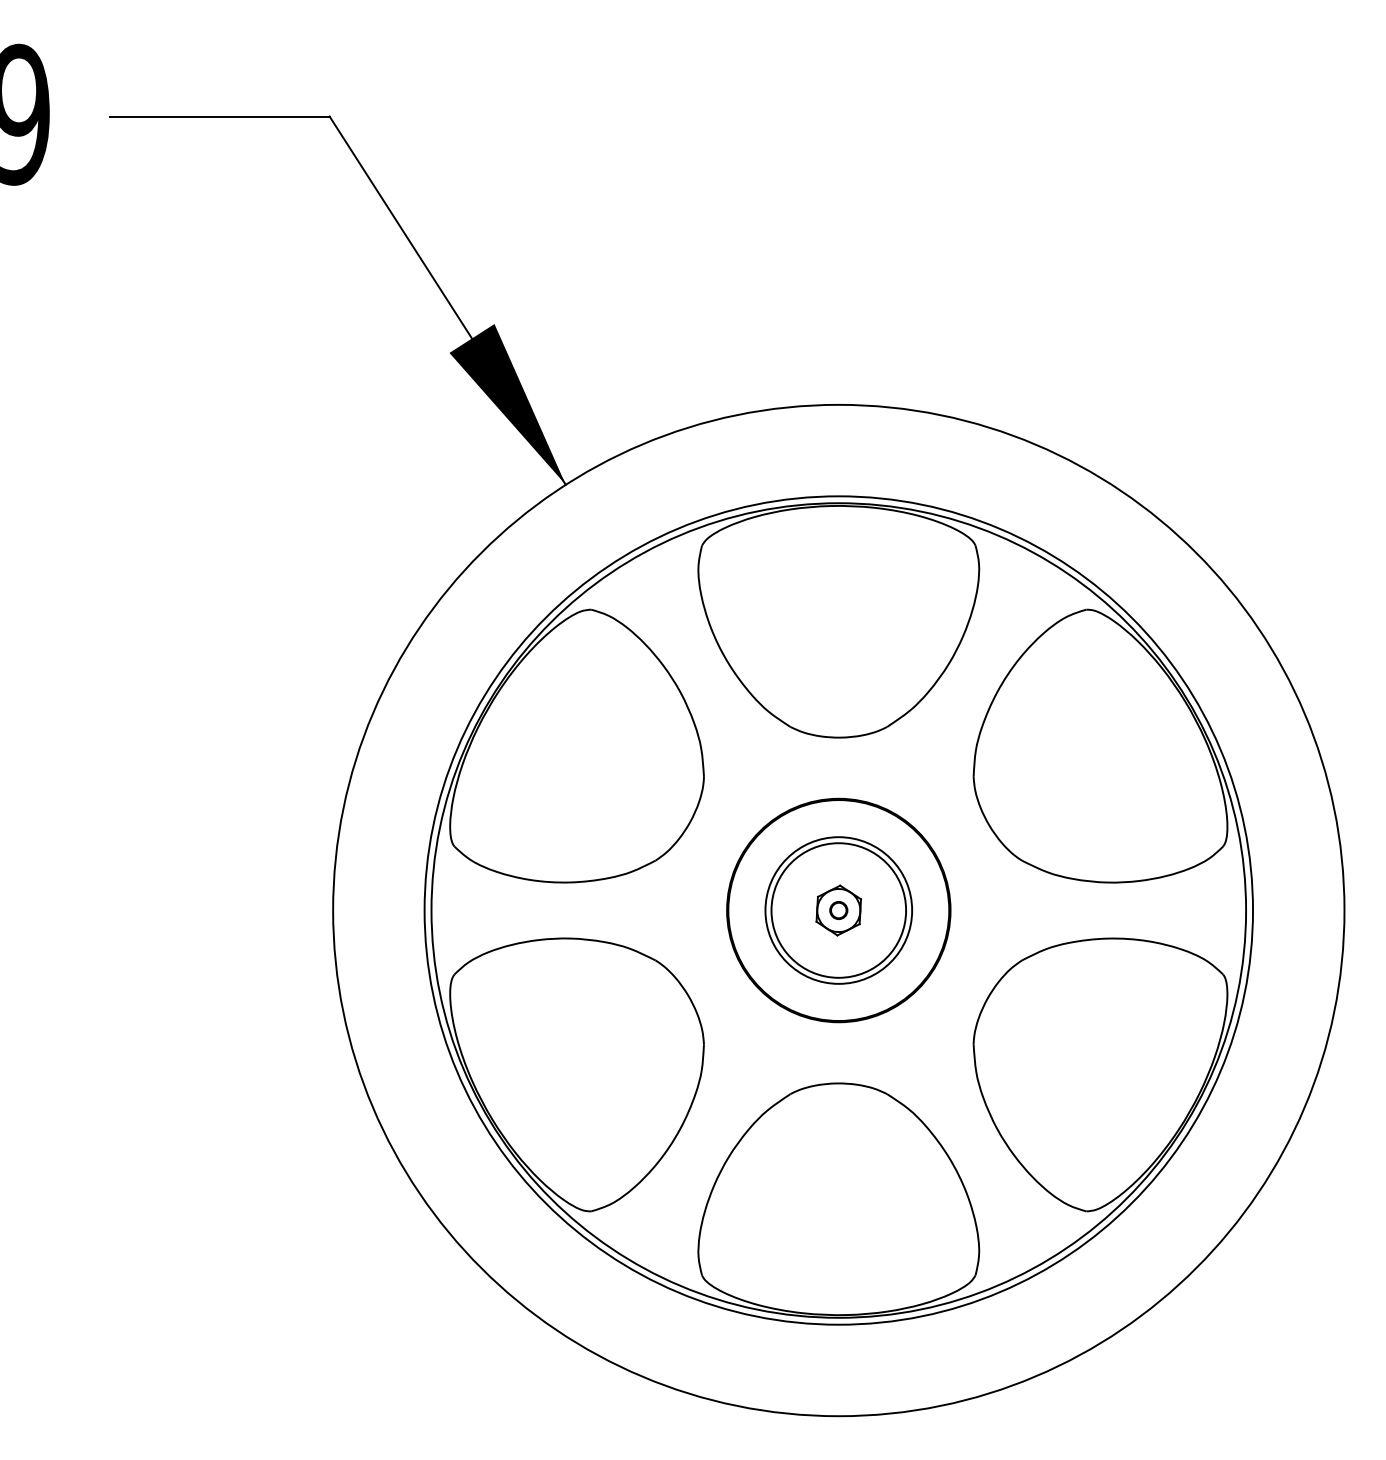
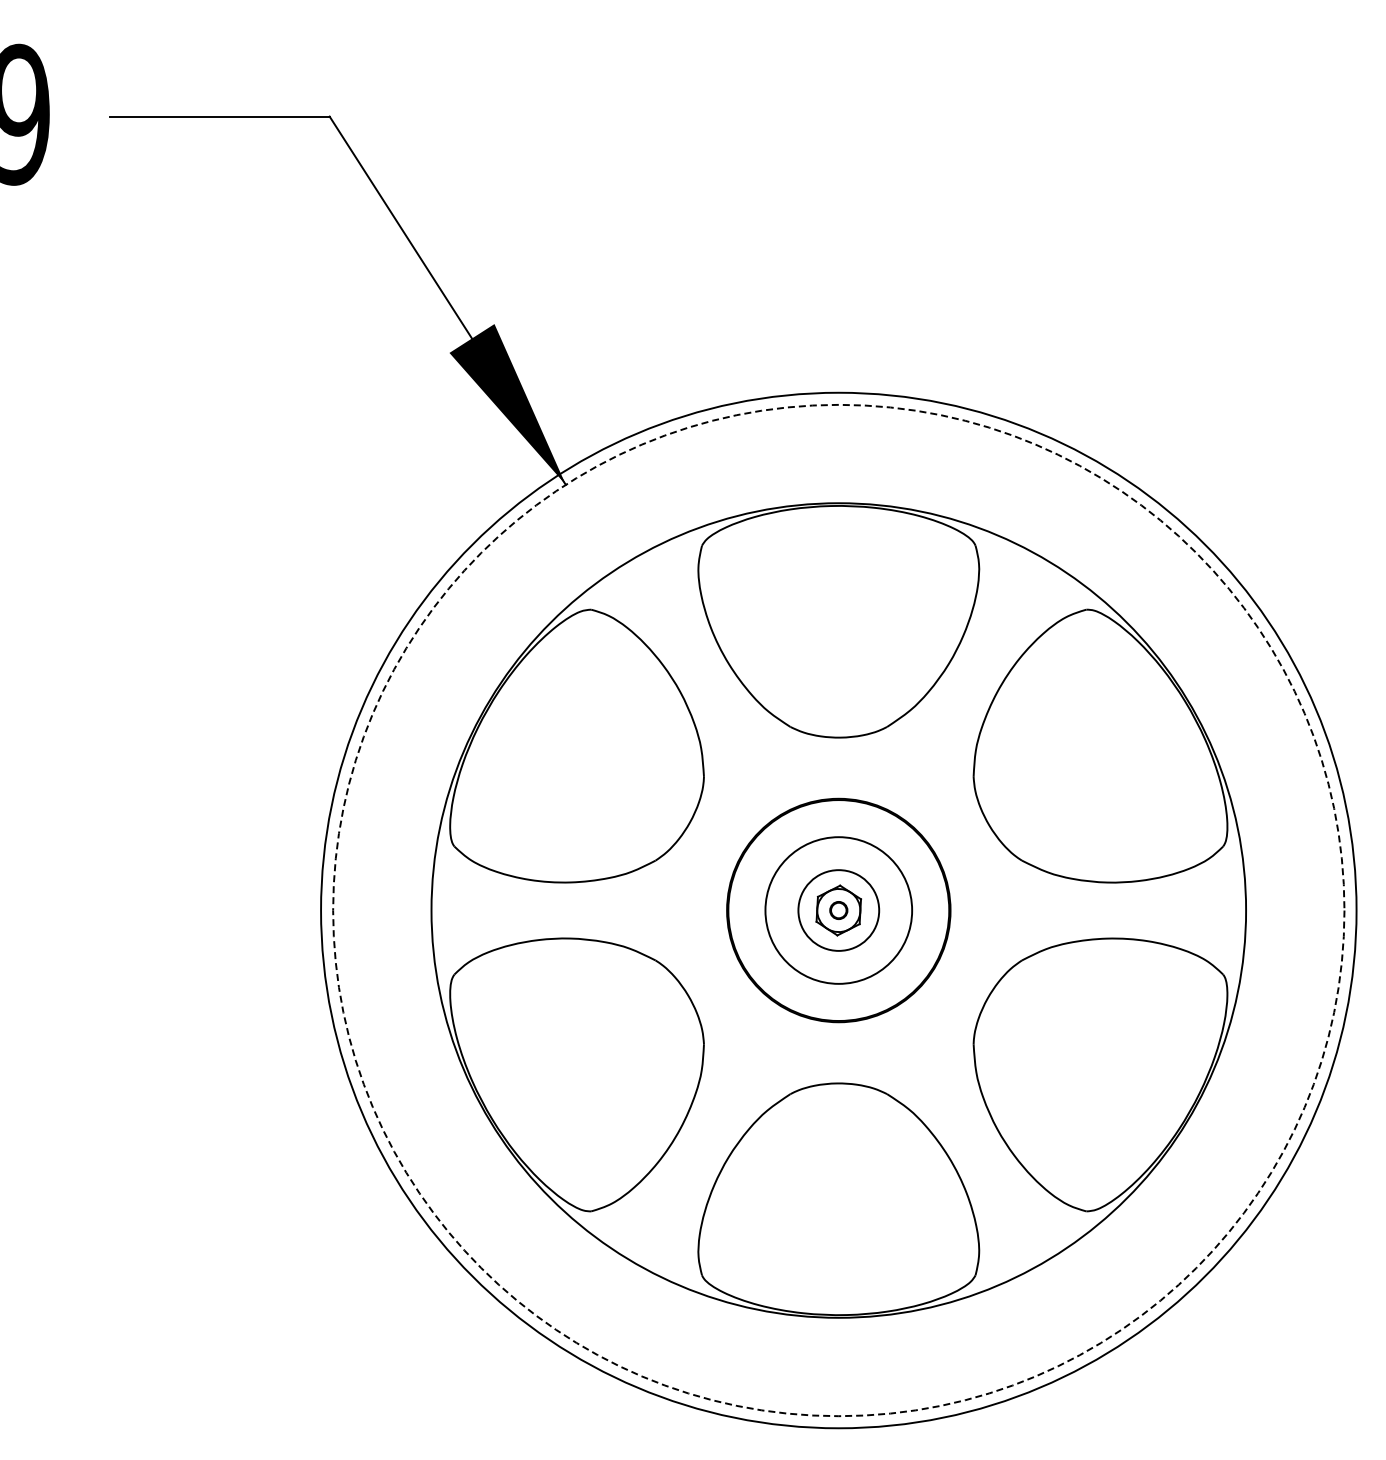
circle diameter: 135 px -> 81 px (838, 910)
circle diameter: 828 px -> 1035 px (838, 910)
circle: solid -> dashed (838, 910)
